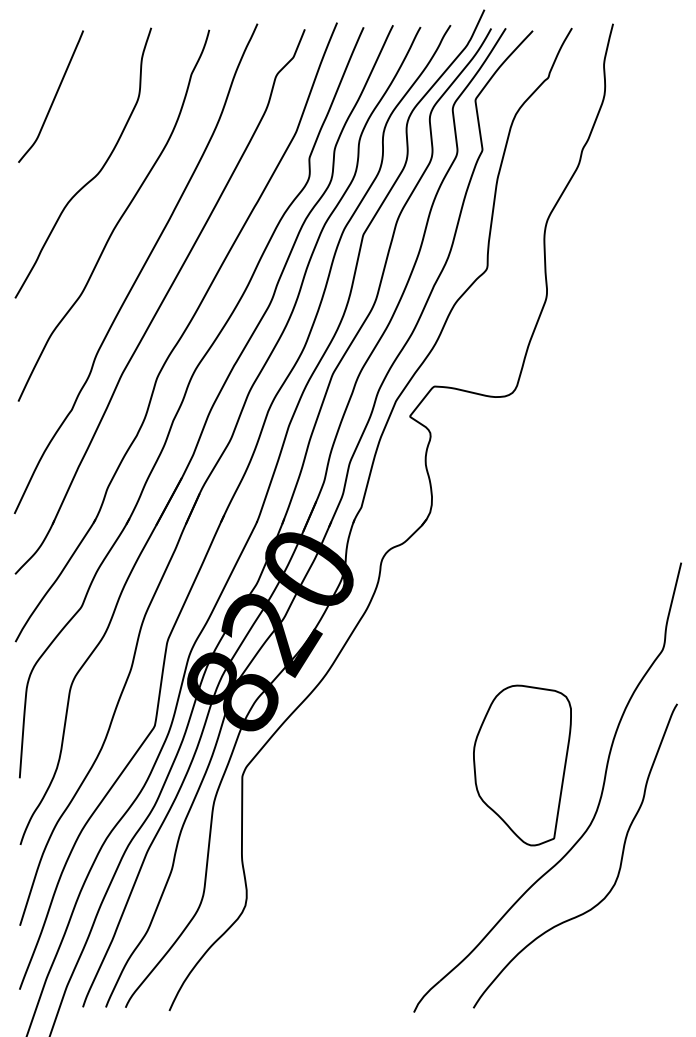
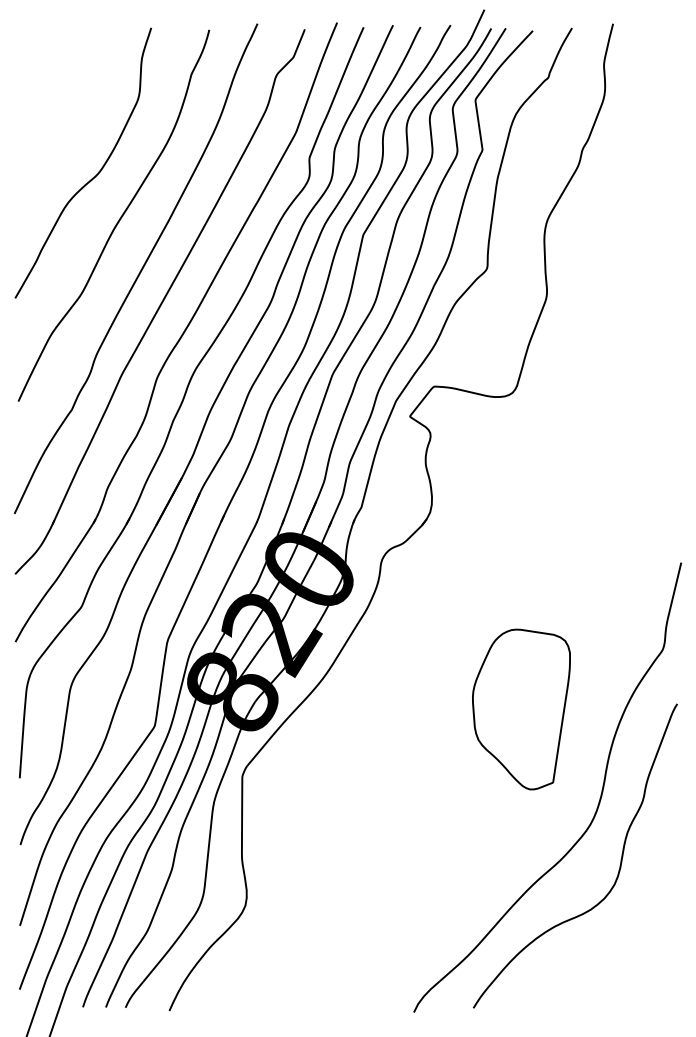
curve: present -> none (53, 97)
part position: (522, 765) -> (521, 709) (521, 709)
